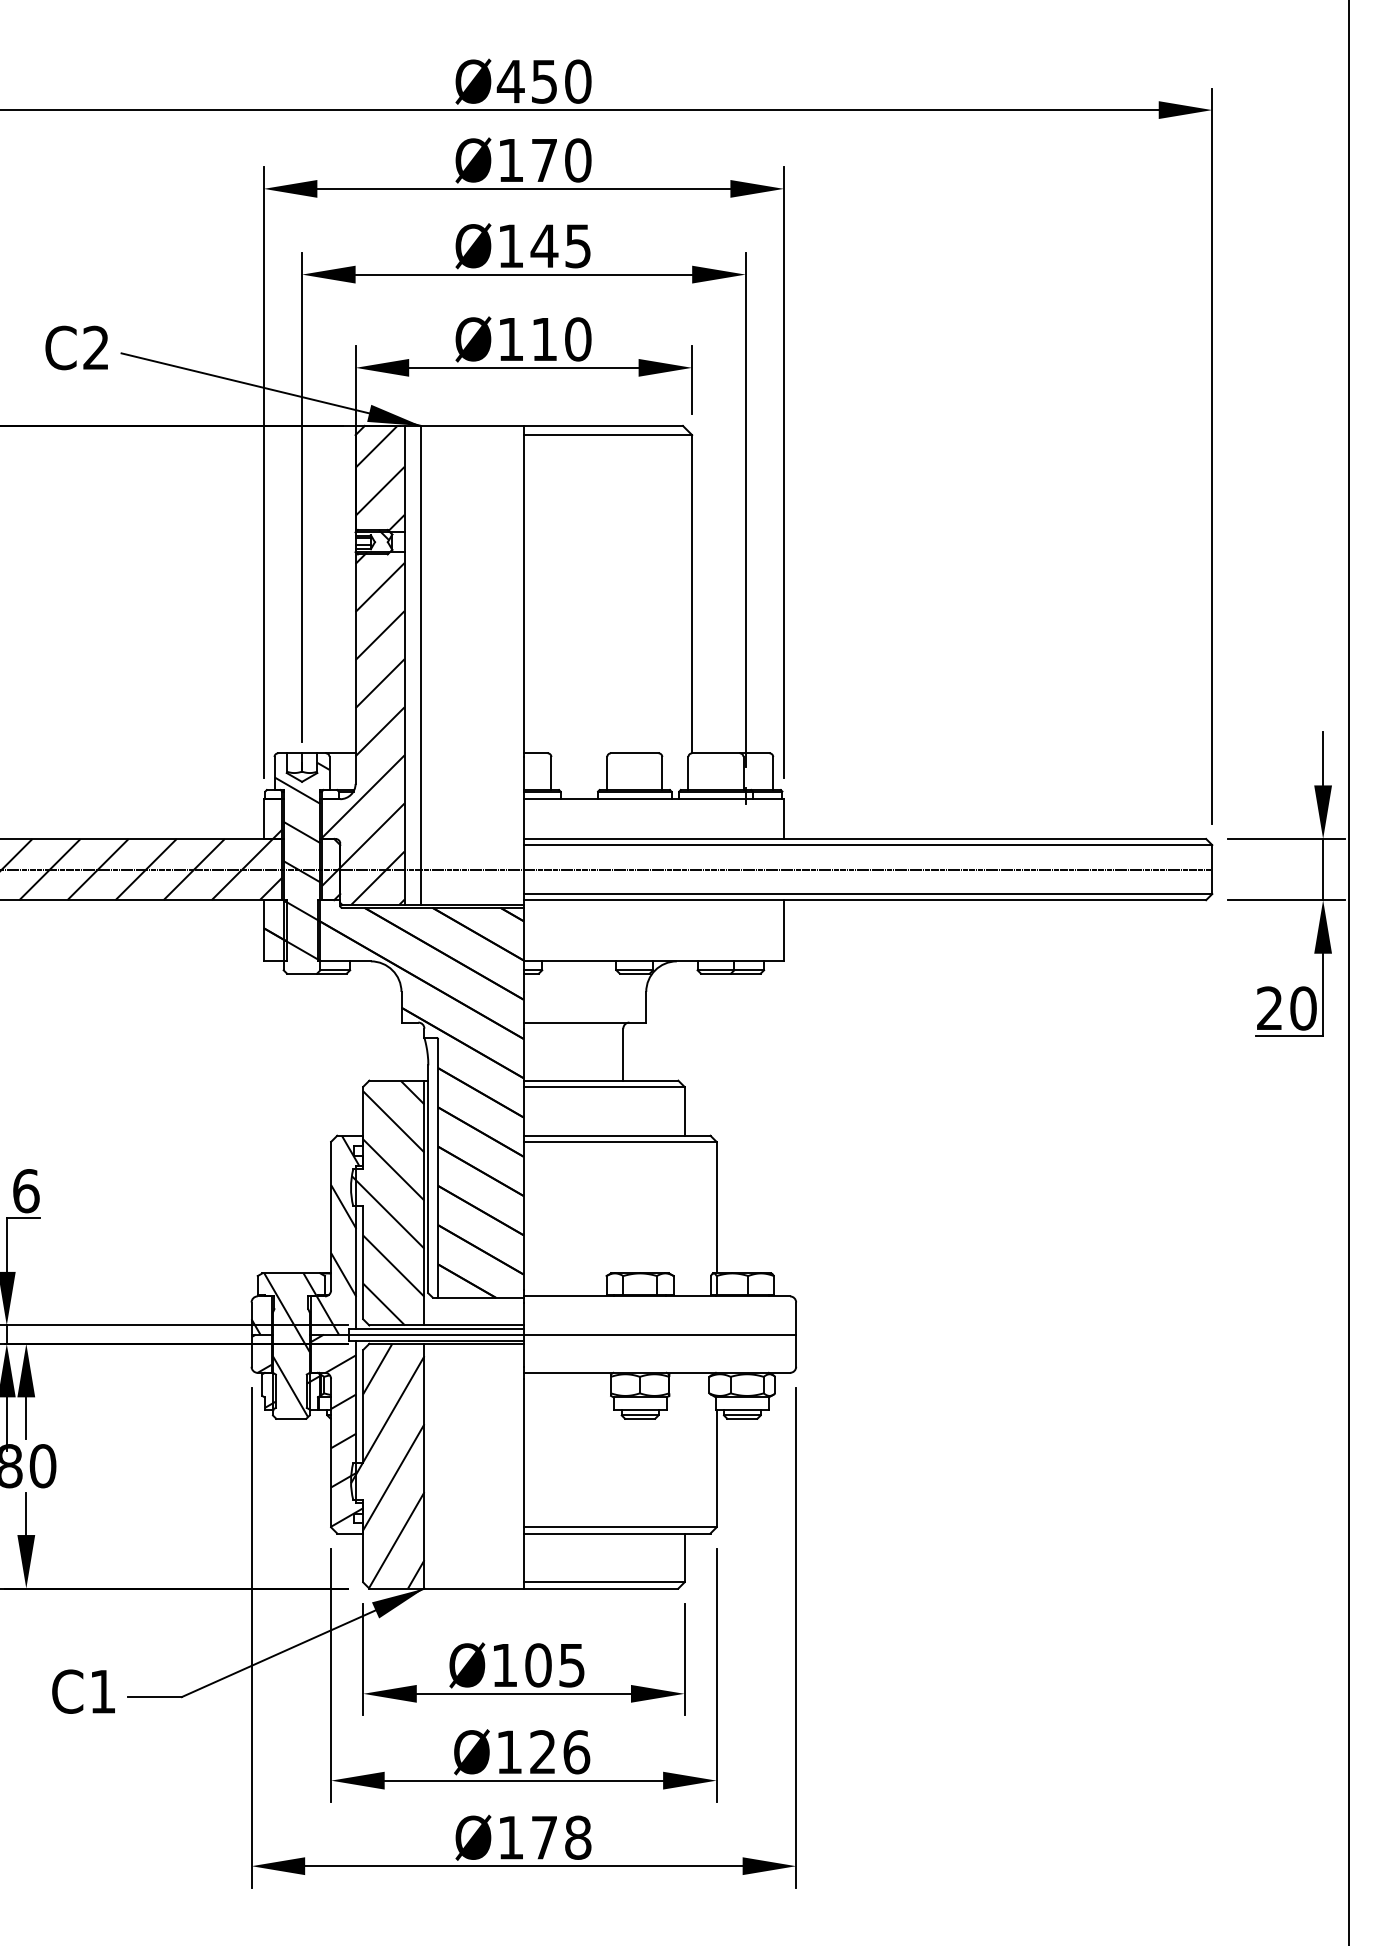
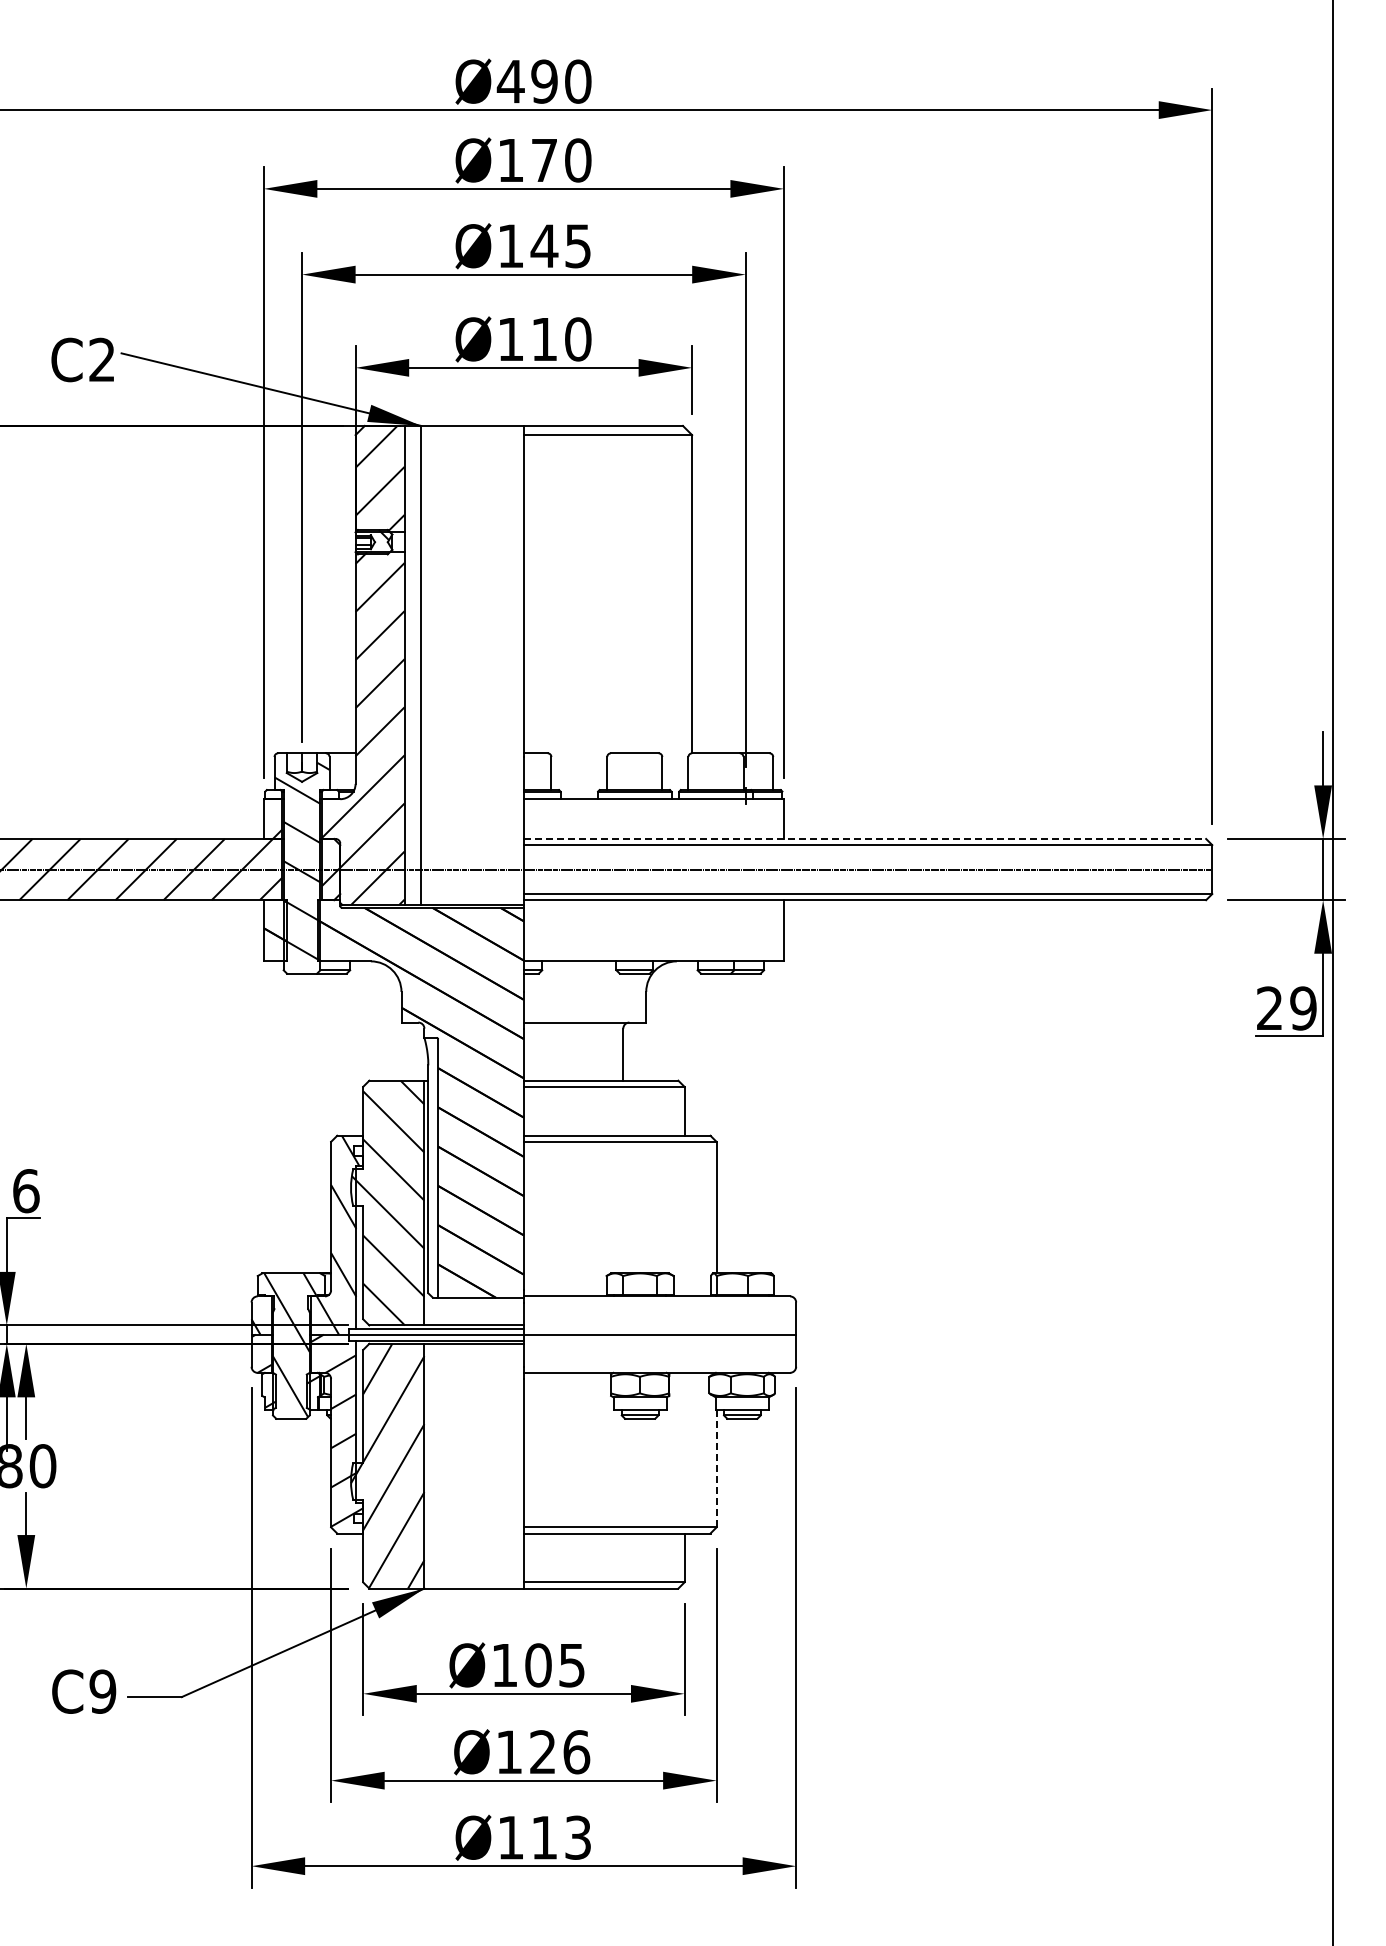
text: Ø450 -> Ø490 (544, 81)
text position: (76, 347) -> (82, 359) (82, 359)
line: solid -> dashed (865, 838)
line position: (1349, 972) -> (1333, 972) (1333, 972)
text: 20 -> 29 (1303, 1008)
line: solid -> dashed (716, 1468)
text: C1 -> C9 (102, 1691)
text: Ø178 -> Ø113 (561, 1837)
